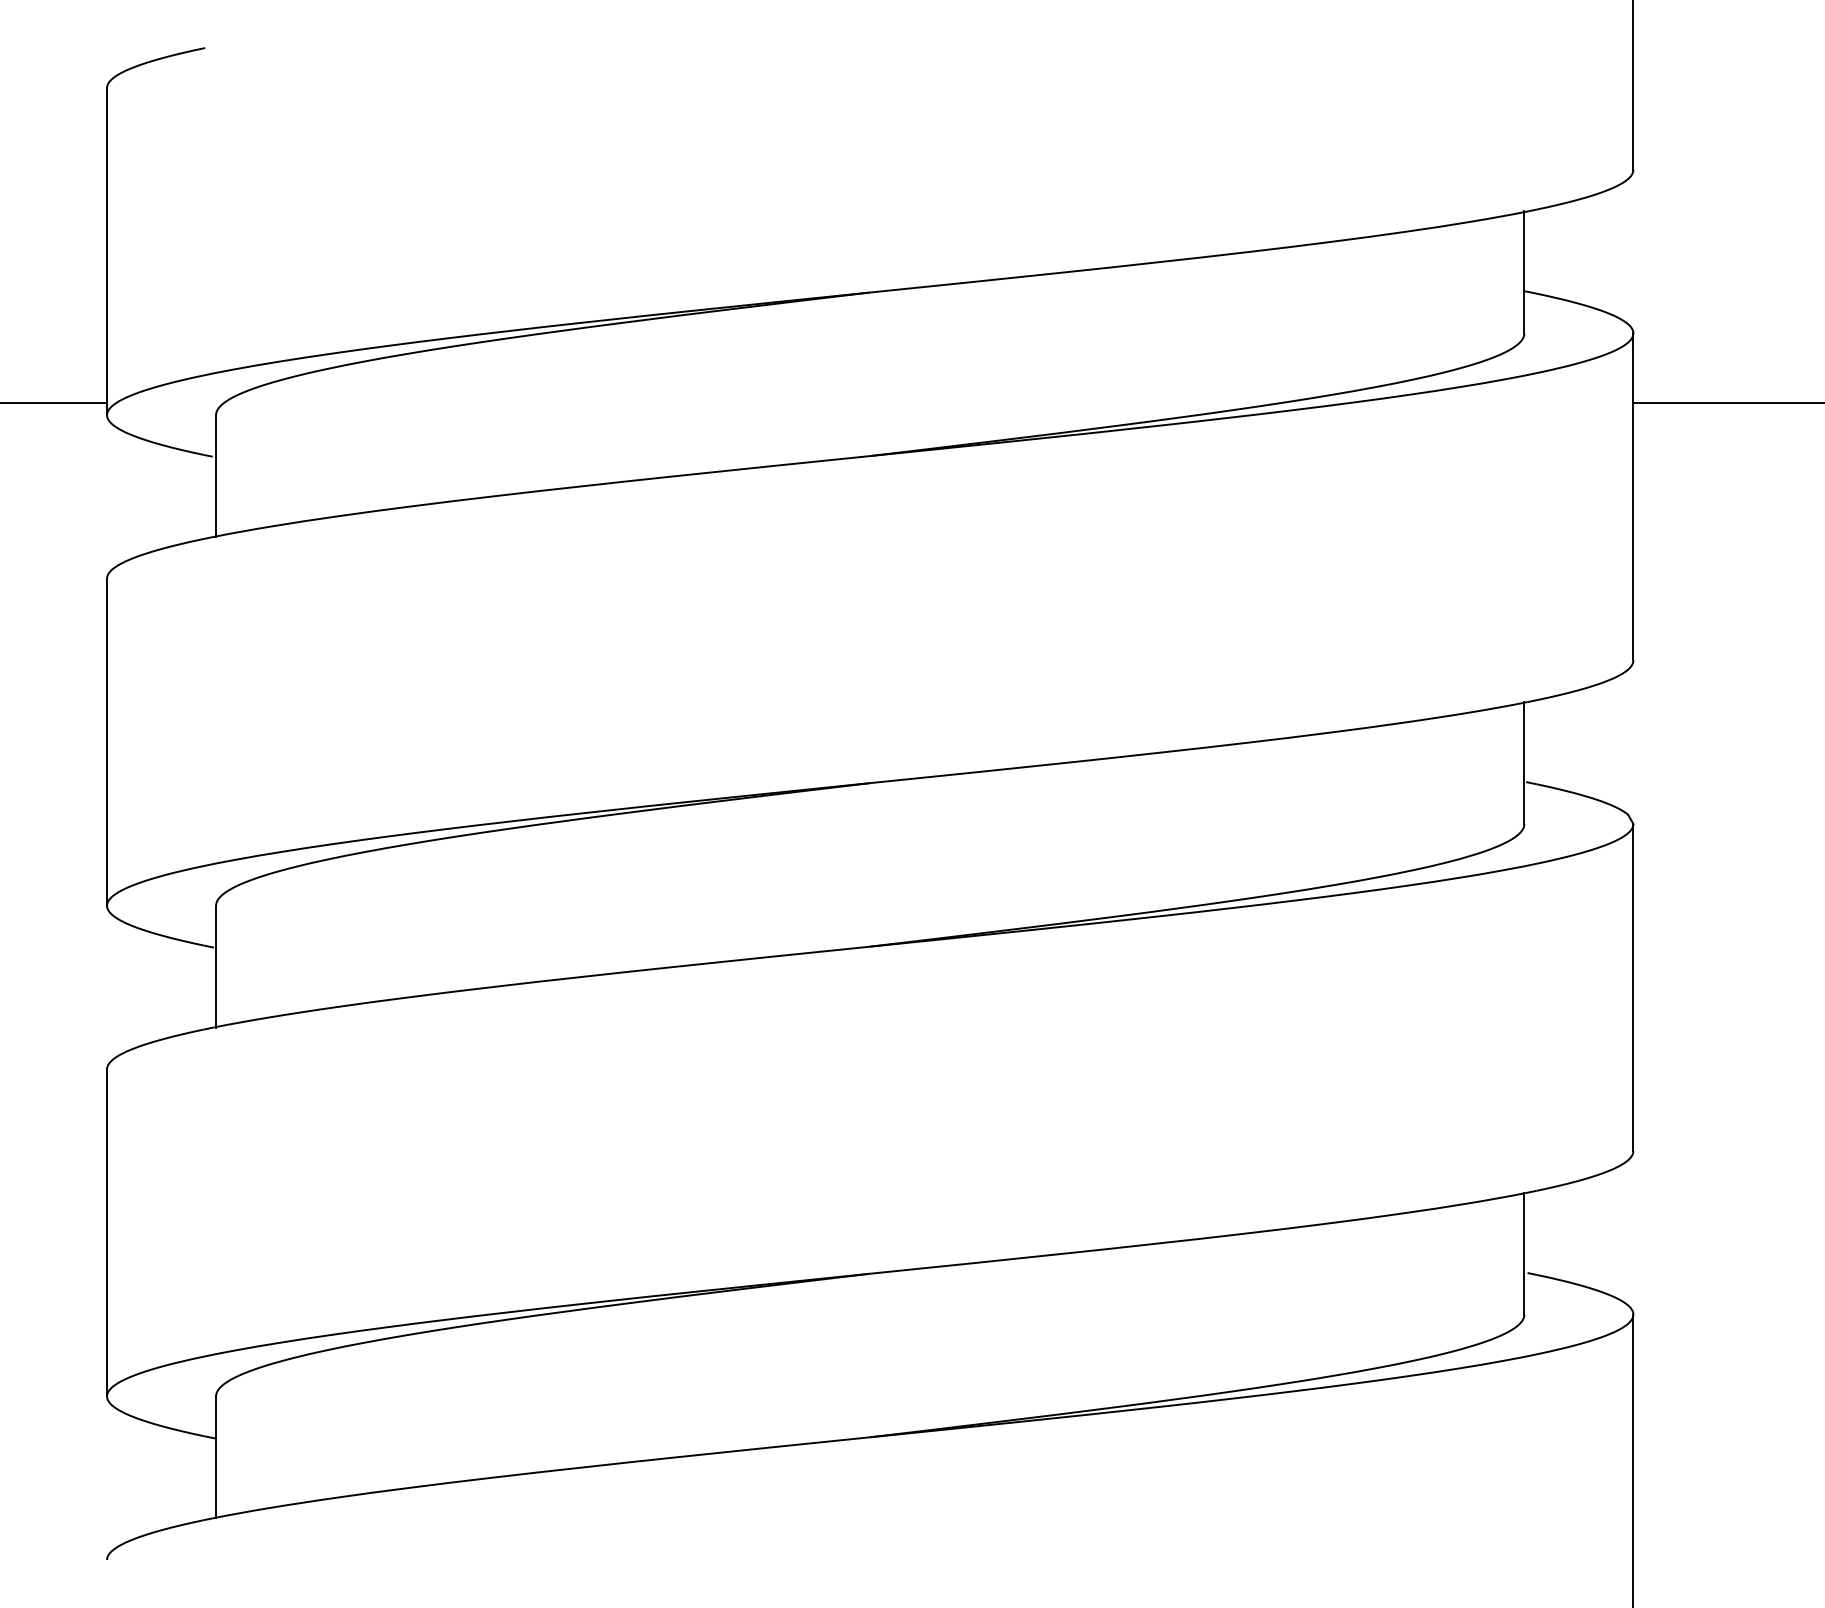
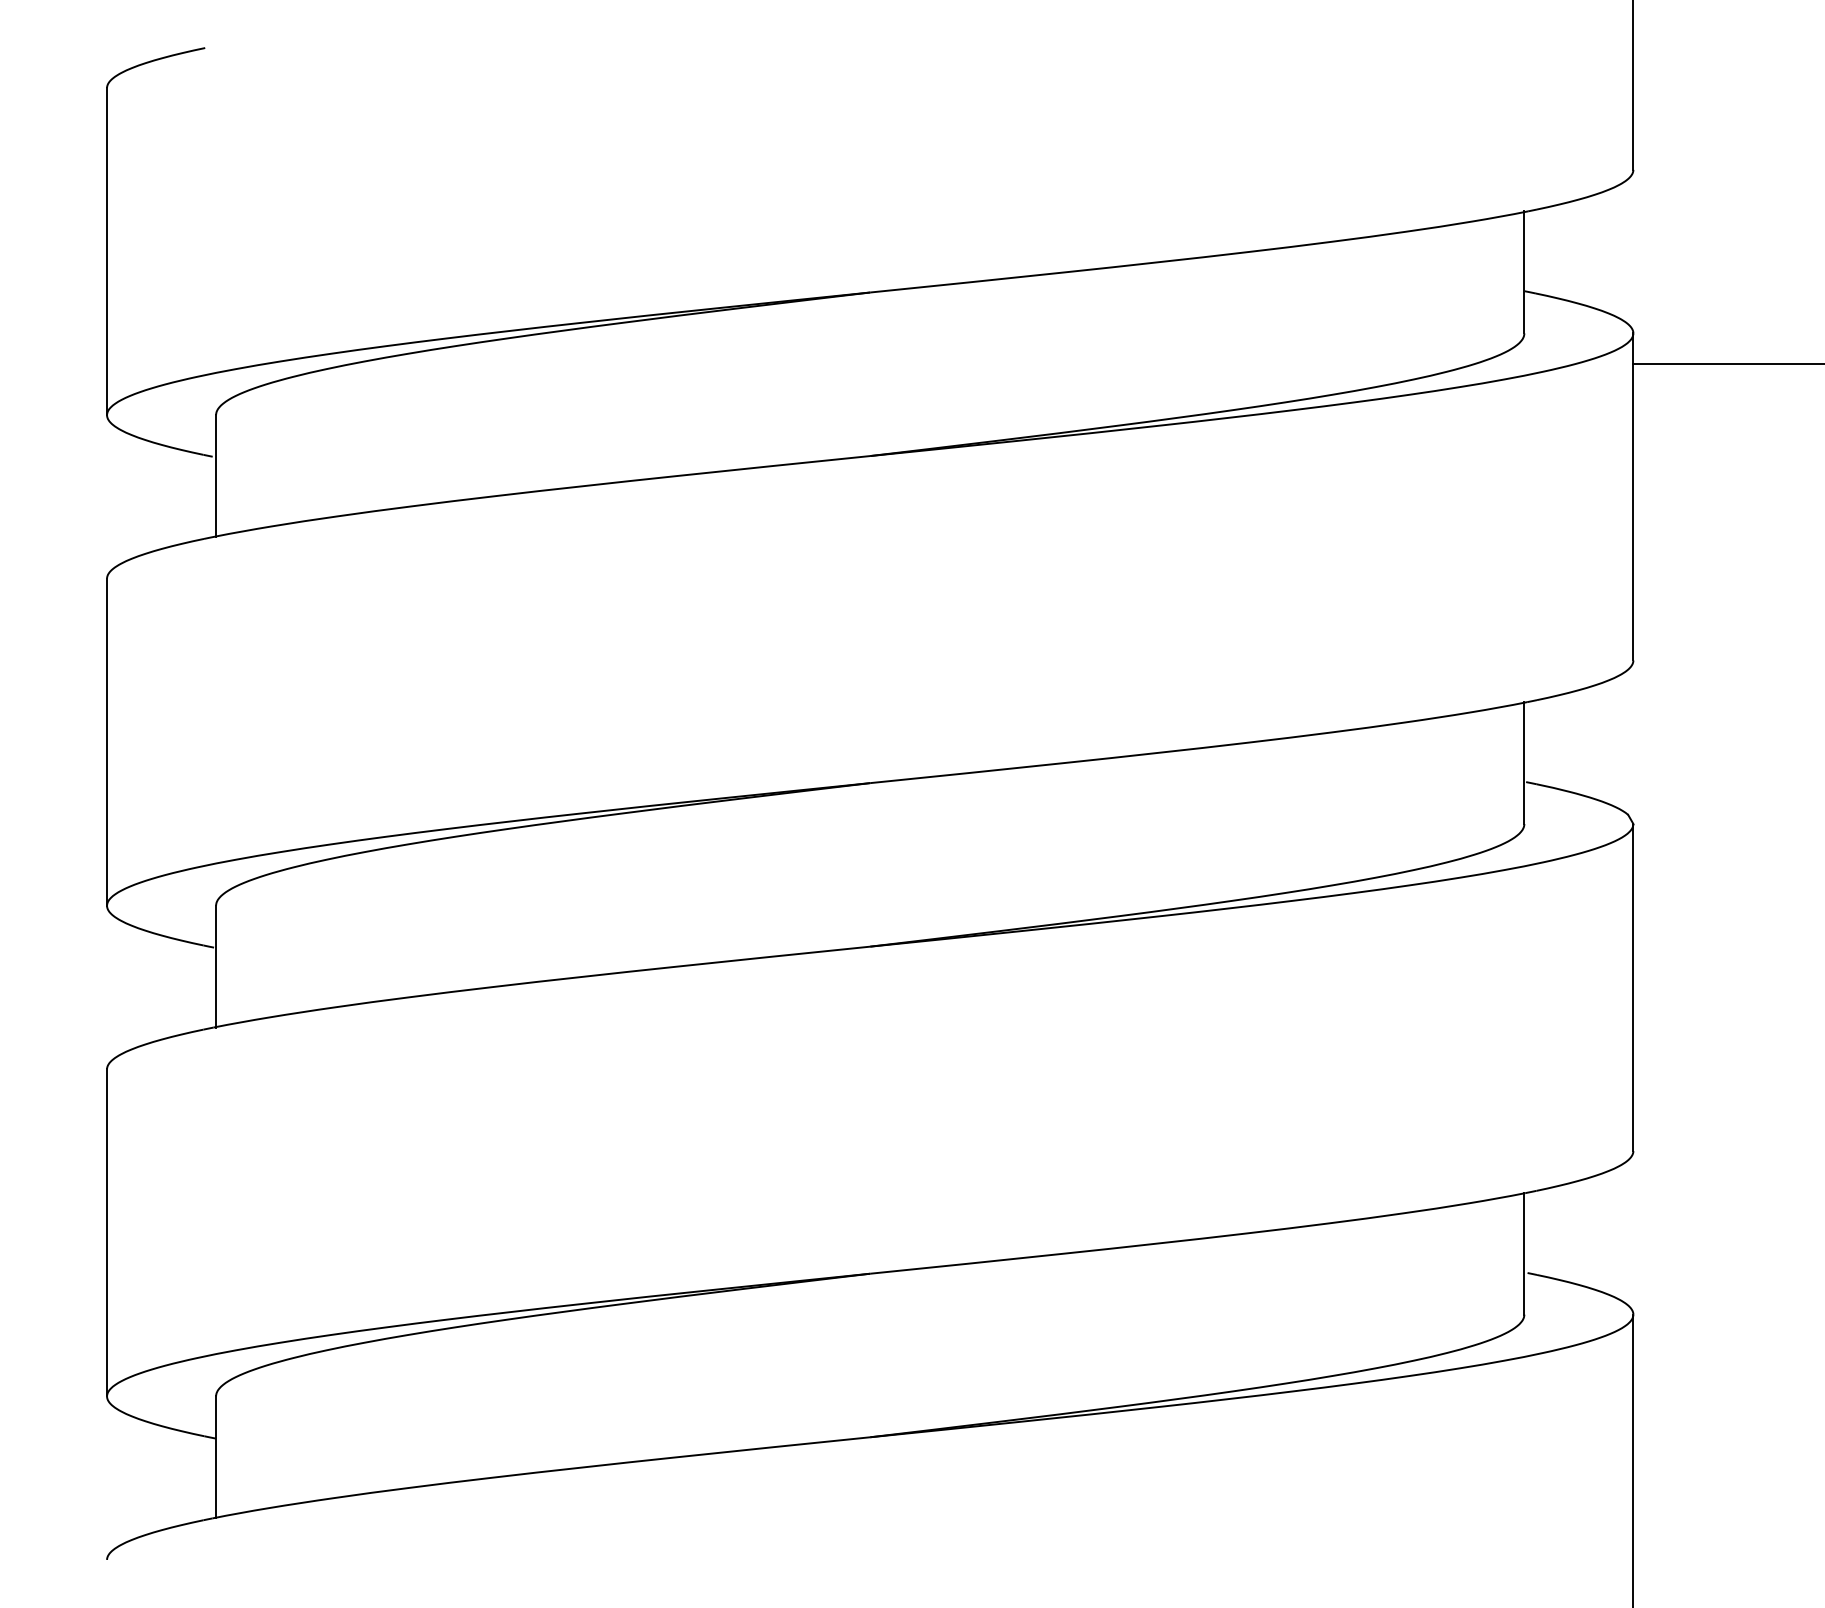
line: present -> none (54, 402)
line position: (1727, 402) -> (1727, 363) (1727, 363)
